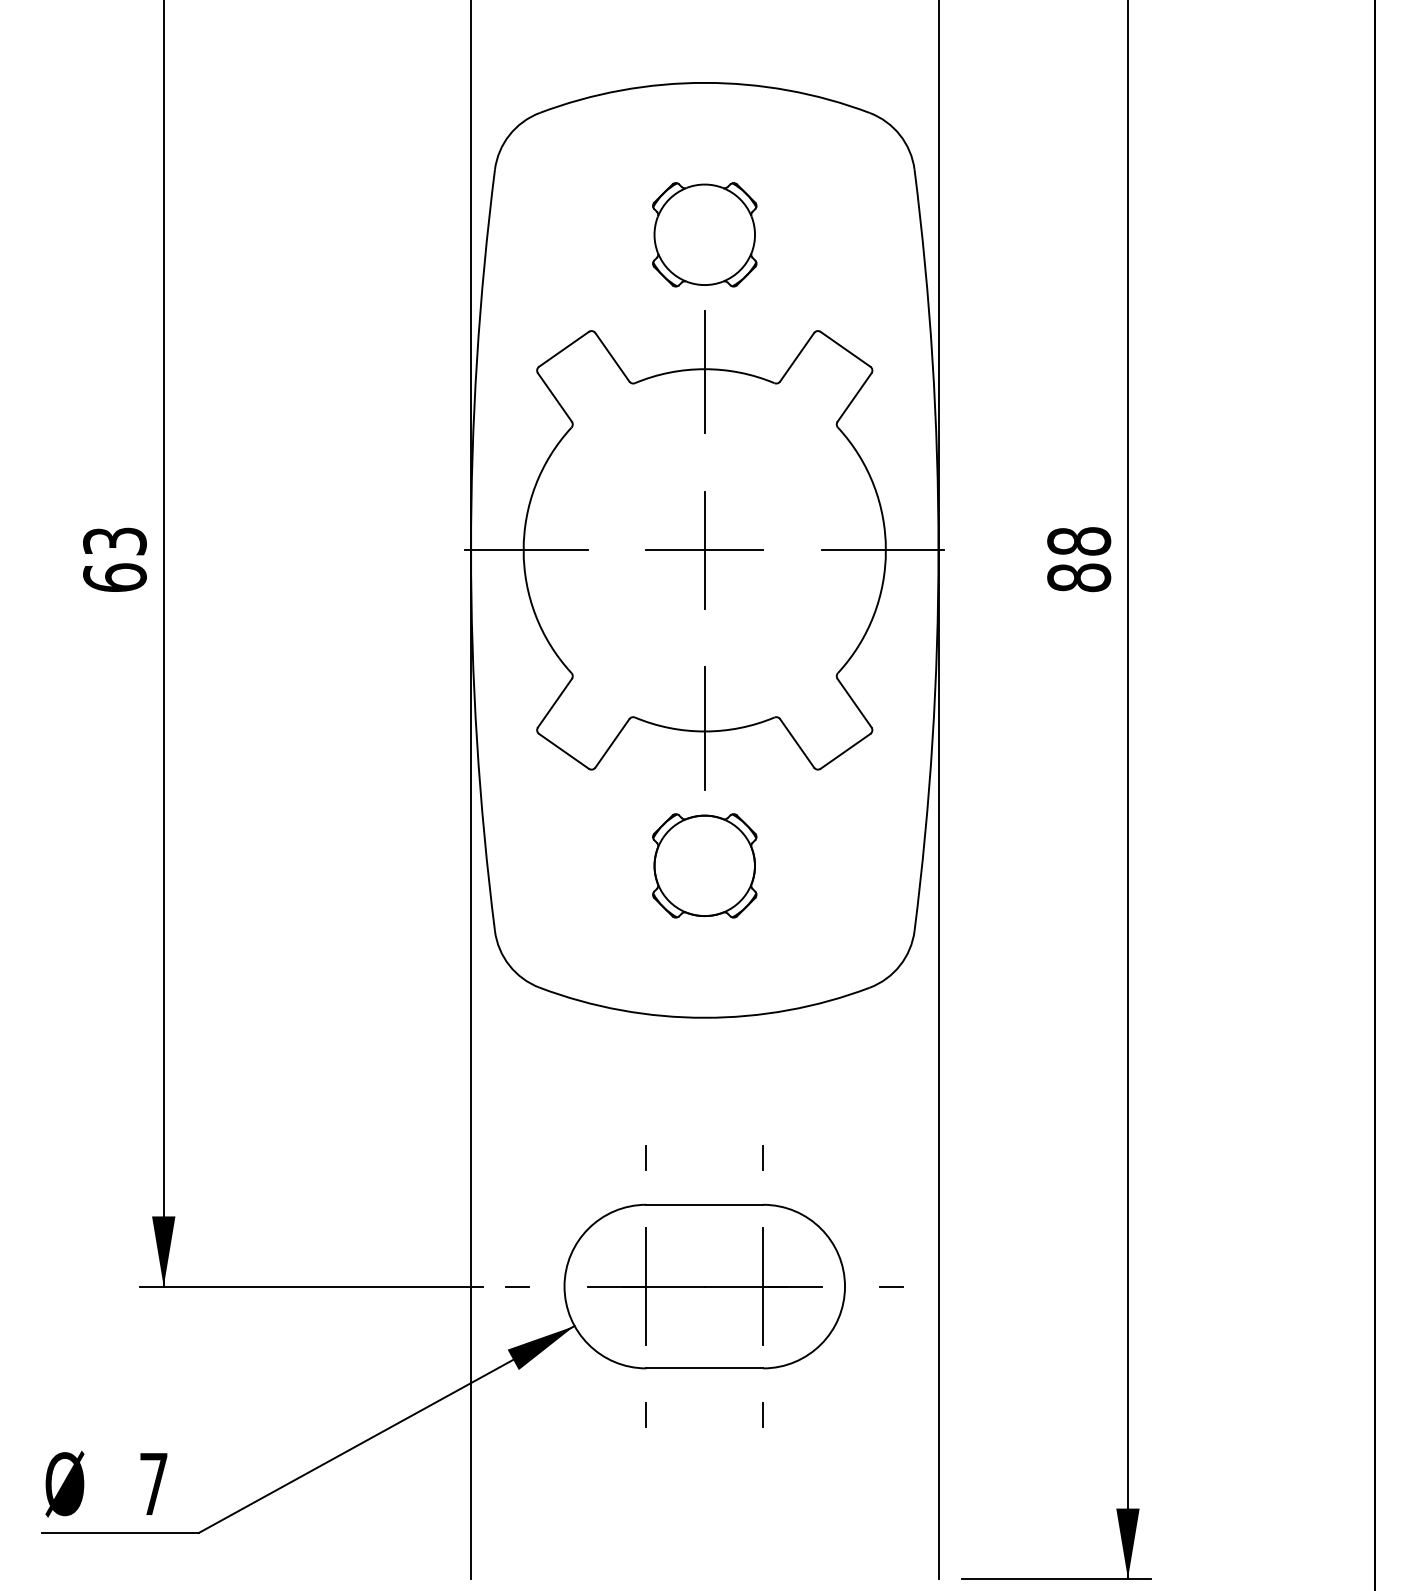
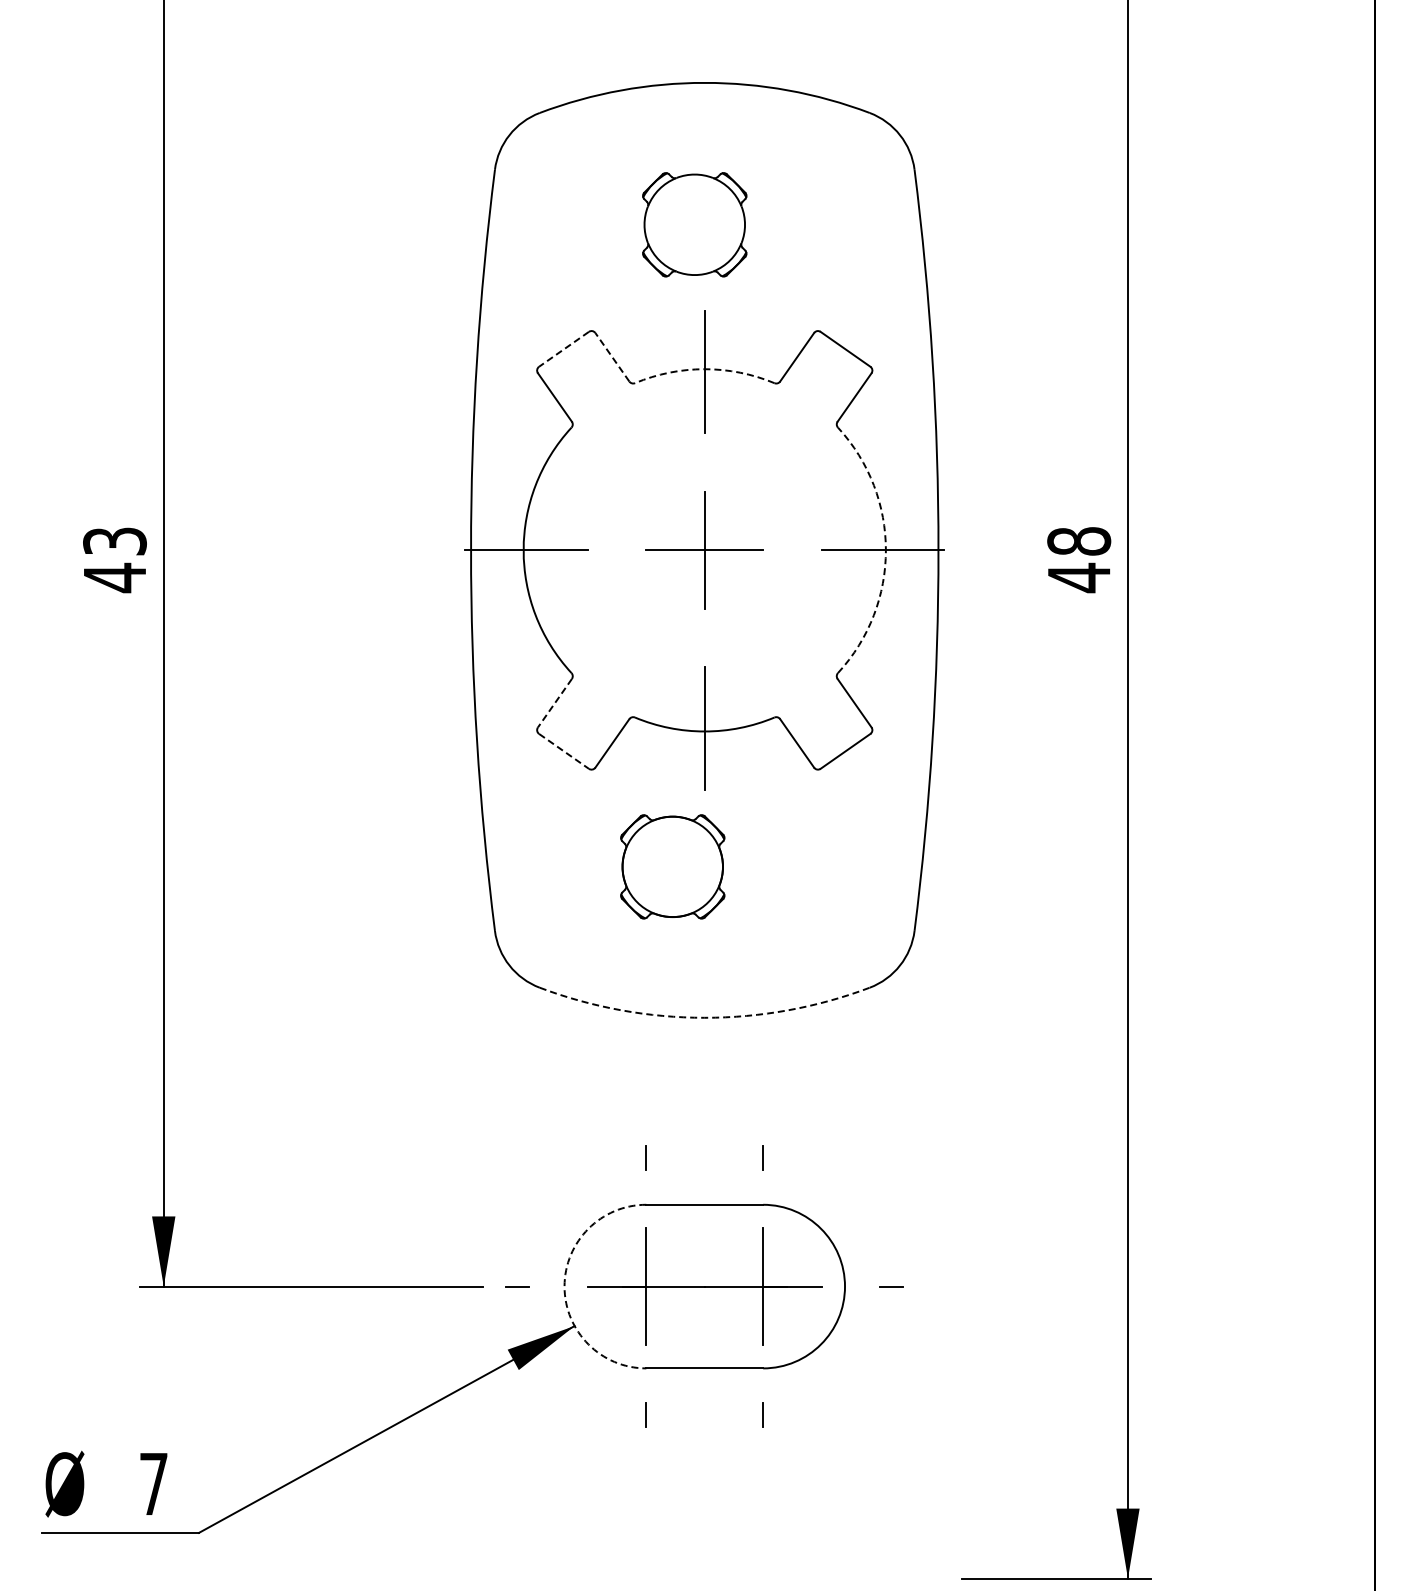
part position: (704, 234) -> (694, 224) (694, 224)
line: solid -> dashed (563, 349)
line: solid -> dashed (612, 357)
arc: solid -> dashed (704, 369)
arc: solid -> dashed (885, 550)
text: 63 -> 43 (114, 577)
text: 88 -> 48 (1079, 577)
line: solid -> dashed (554, 703)
line: solid -> dashed (564, 751)
line: present -> none (471, 790)
line: present -> none (938, 790)
part position: (704, 865) -> (672, 866) (672, 866)
arc: solid -> dashed (704, 1017)
arc: solid -> dashed (564, 1286)
